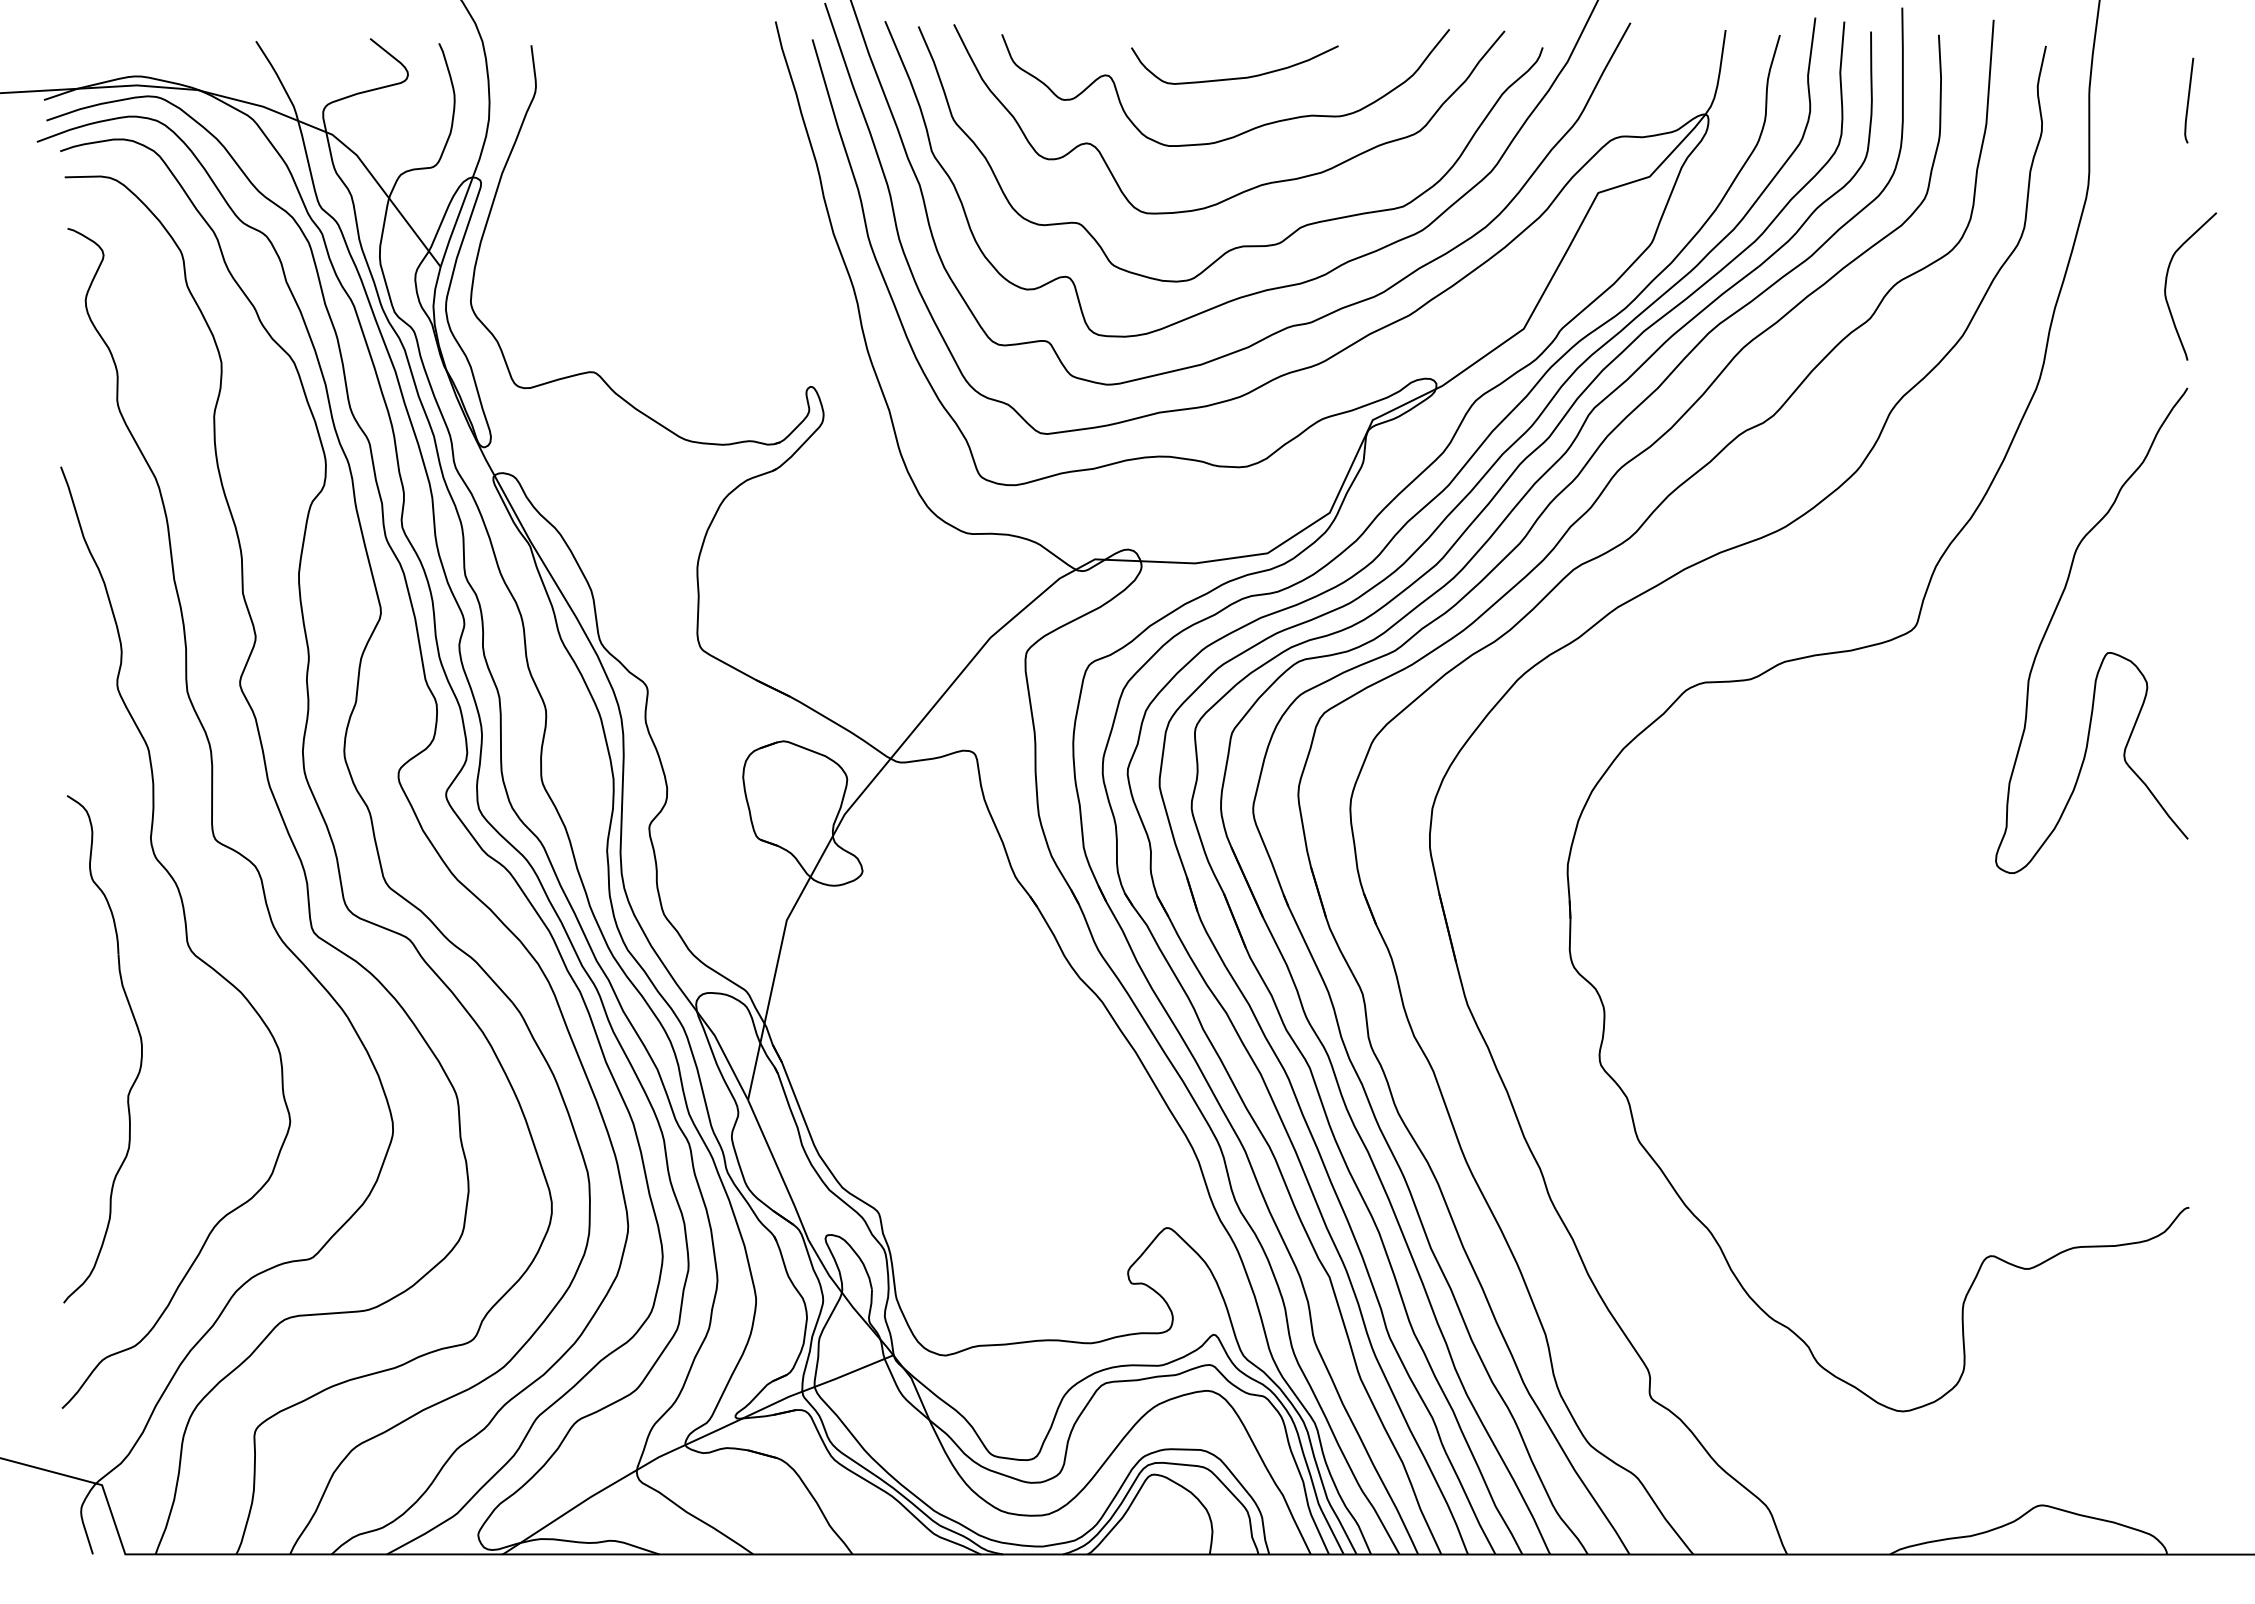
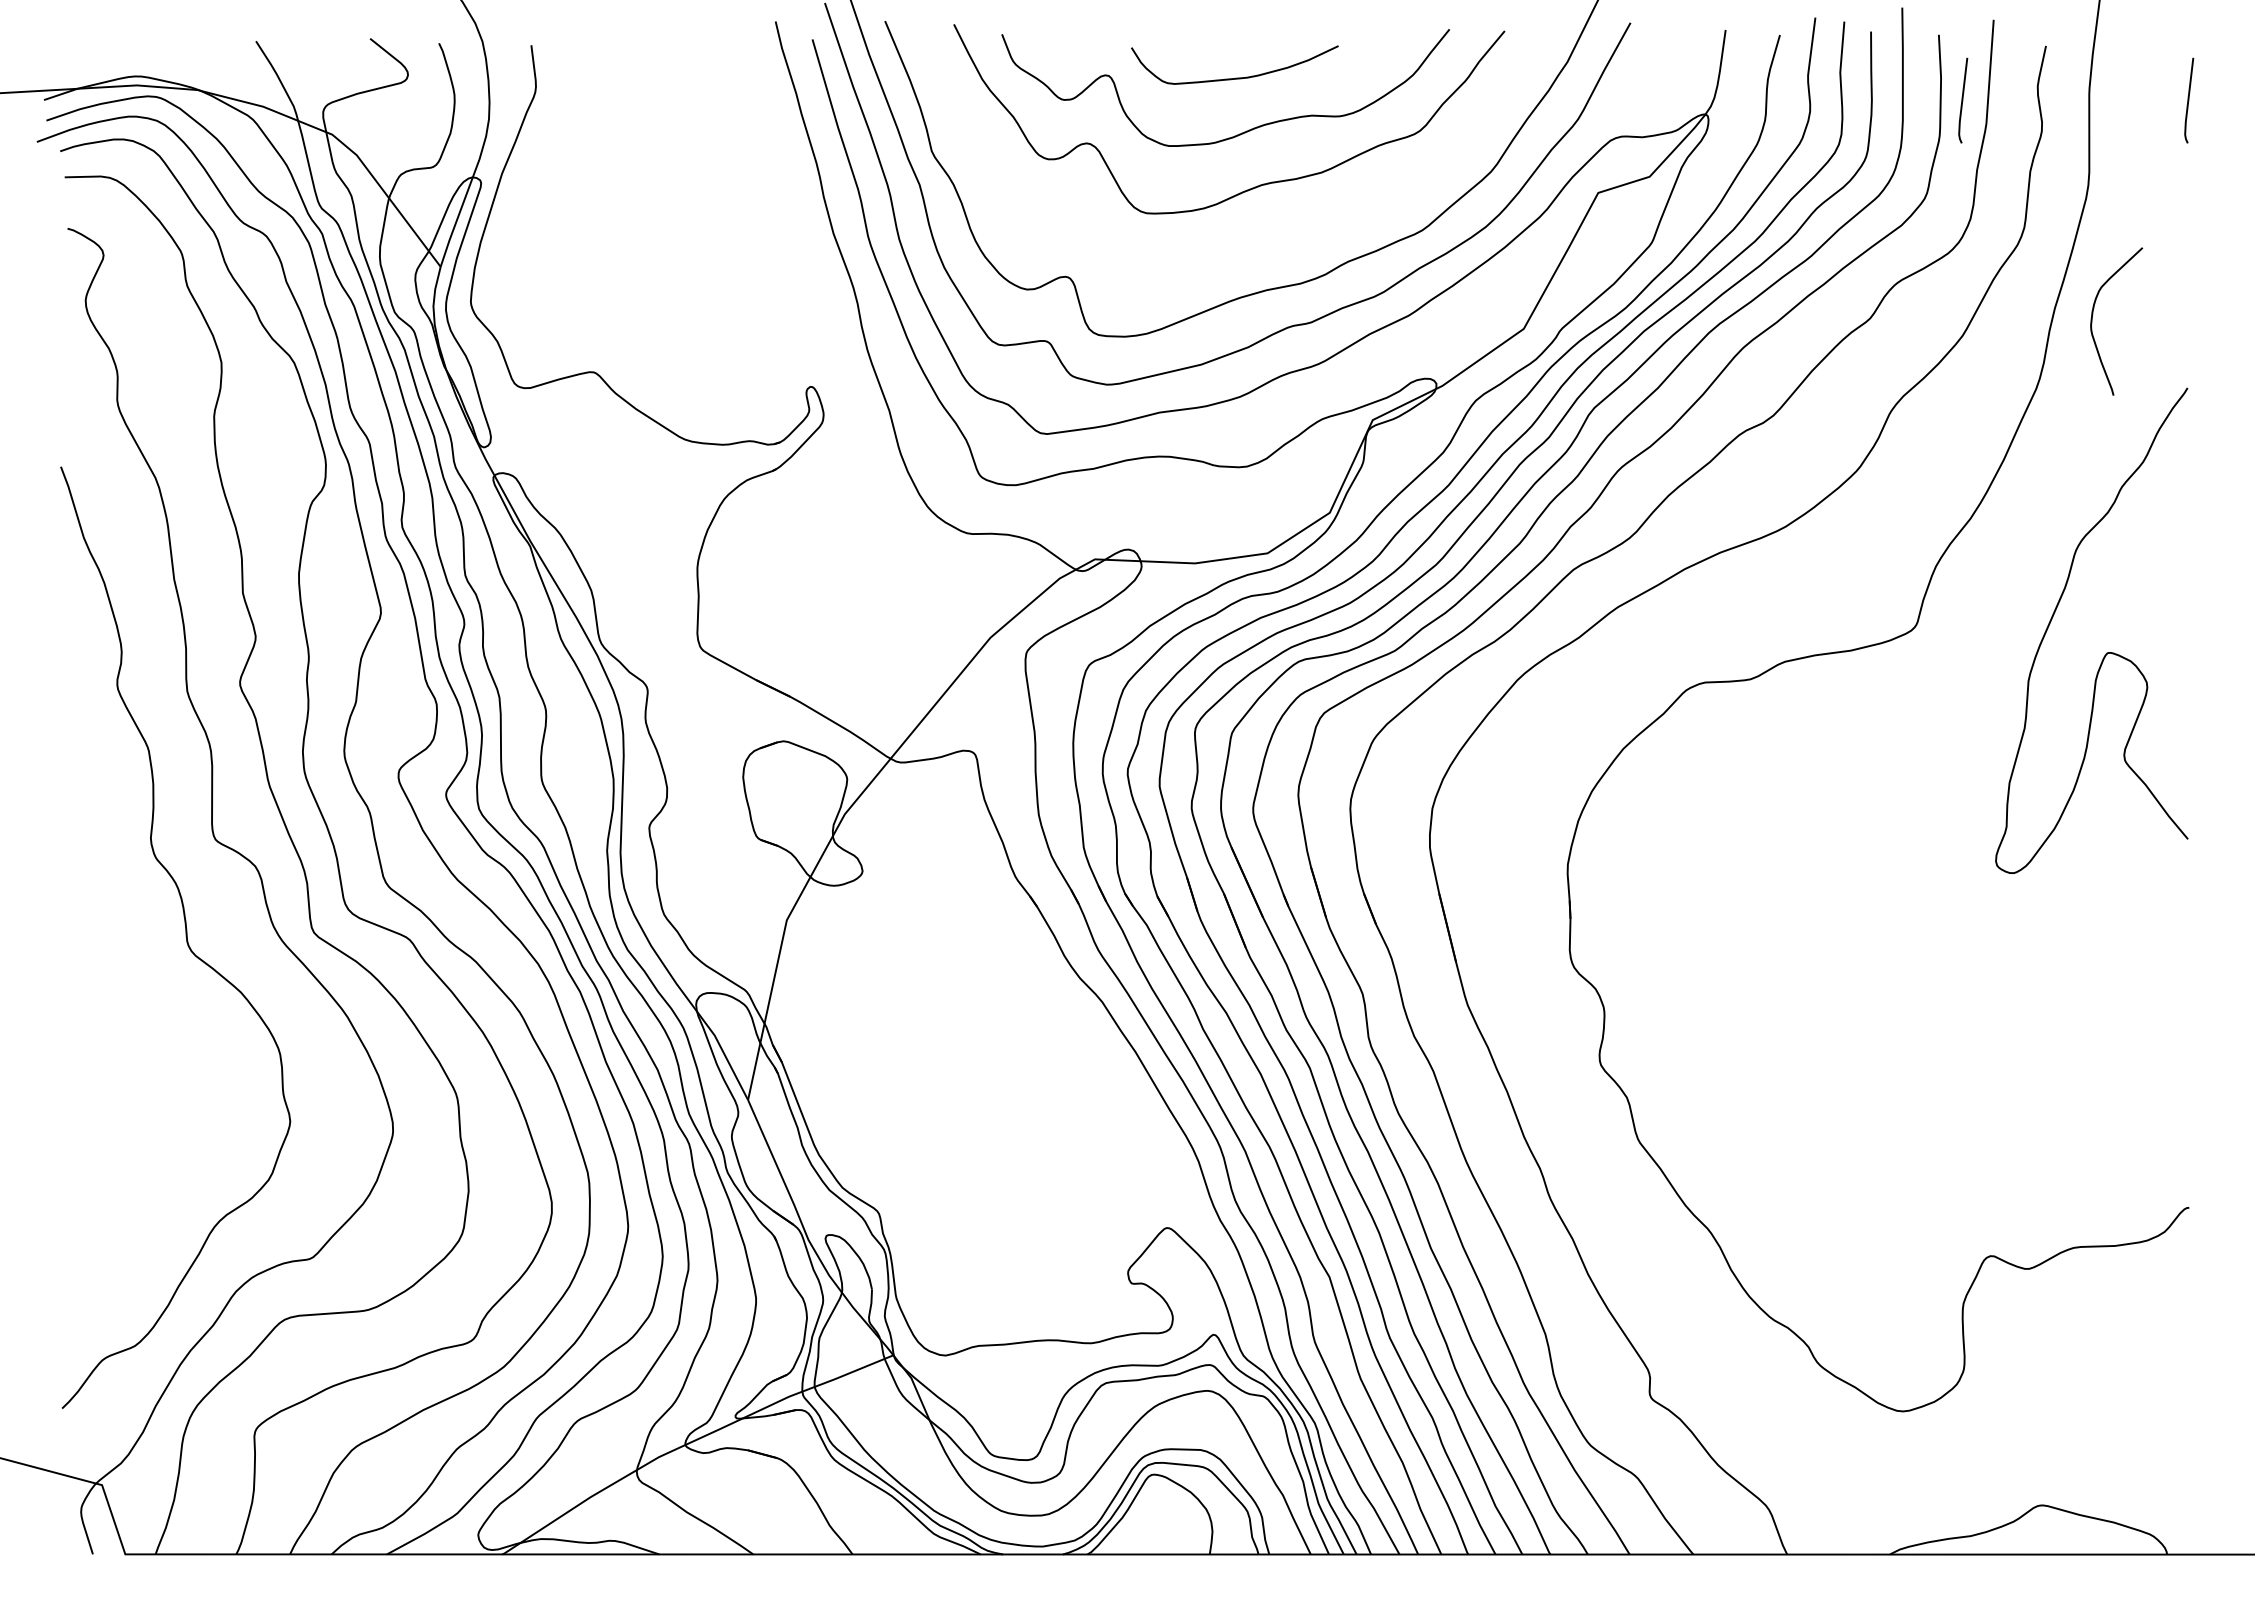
line: none -> present (1963, 100)
curve: present -> none (1241, 245)
curve position: (2166, 286) -> (2092, 321) (2092, 321)
part: present -> none (140, 1044)
